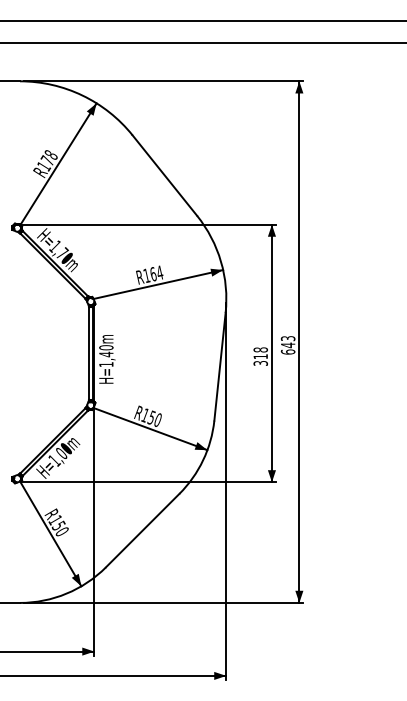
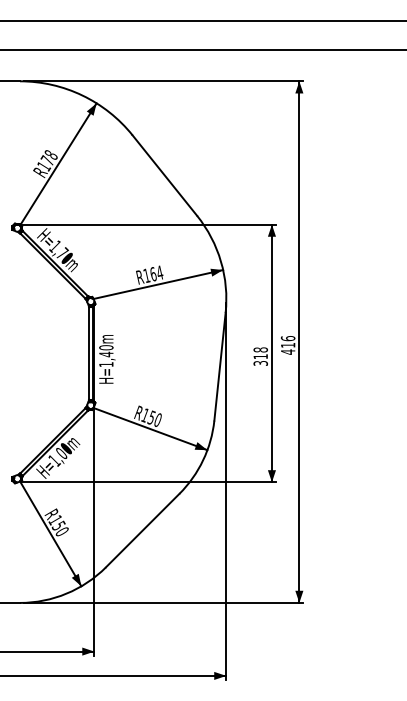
line position: (202, 42) -> (202, 49) (202, 49)
text: 643 -> 416 (287, 345)
